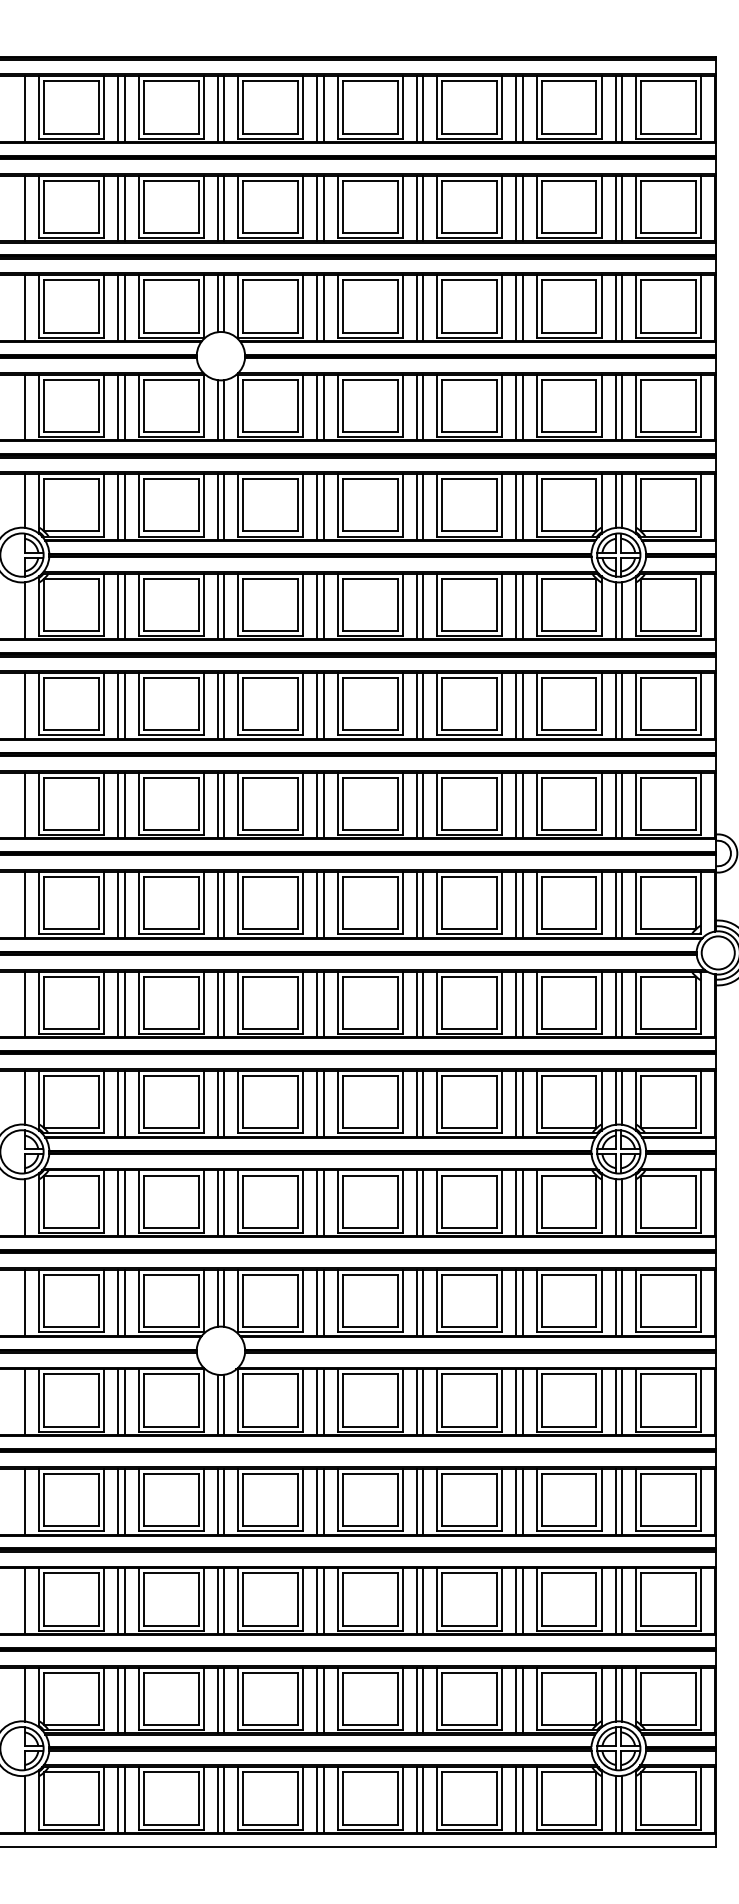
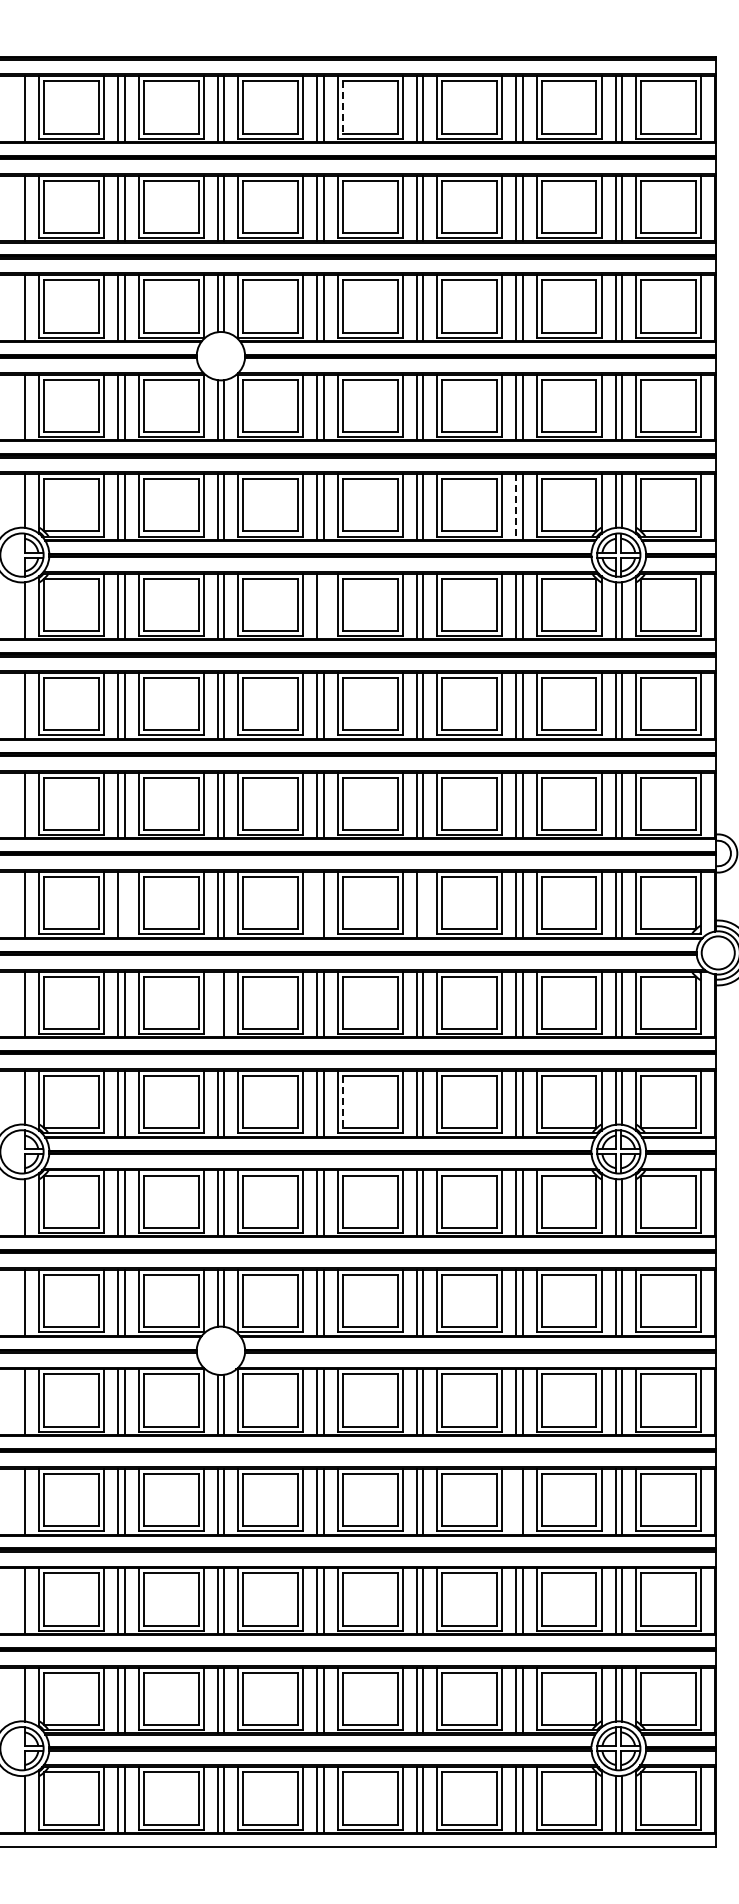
line: solid -> dashed (342, 107)
line: solid -> dashed (516, 506)
line: present -> none (323, 606)
line: present -> none (124, 904)
line: present -> none (317, 904)
line: present -> none (423, 904)
line: present -> none (217, 1004)
line: solid -> dashed (342, 1102)
line: present -> none (516, 1501)
